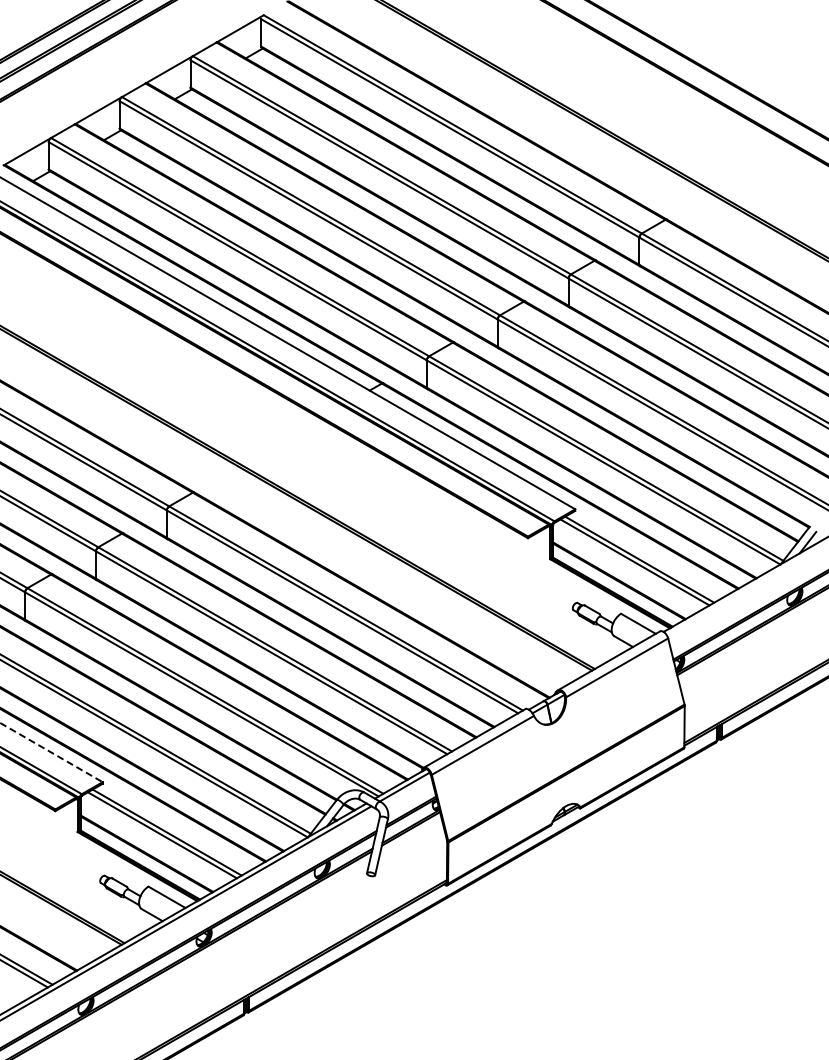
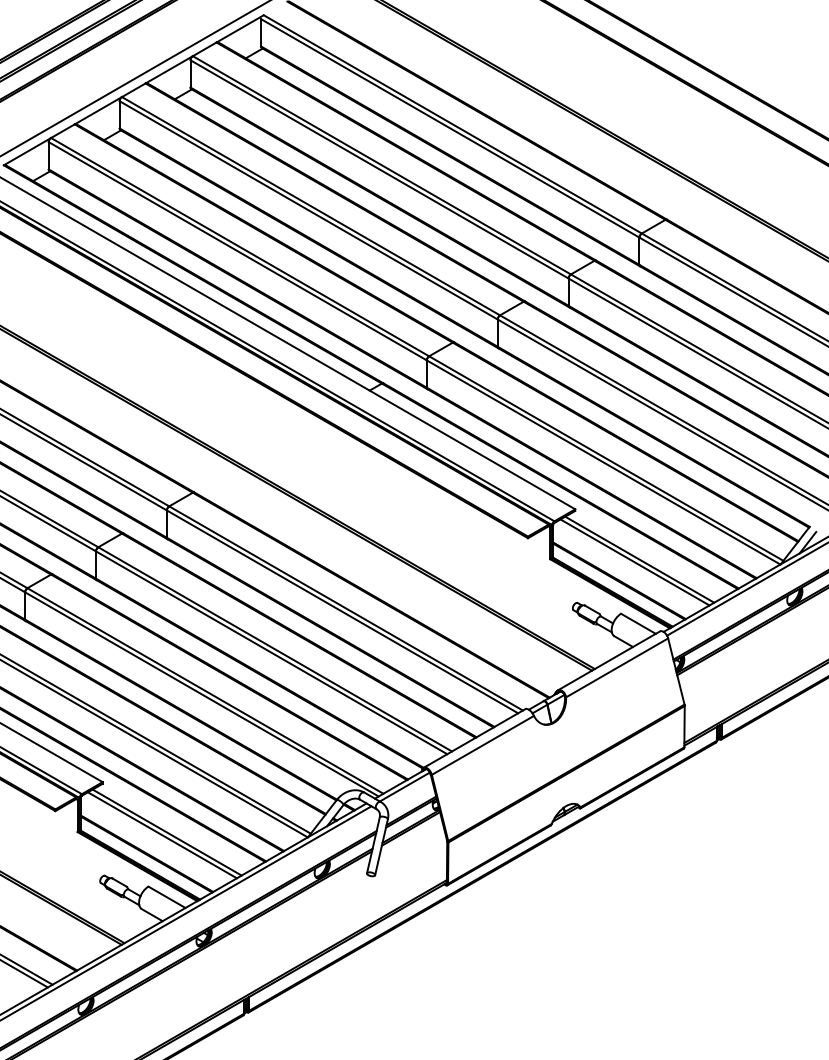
line: none -> present (134, 78)
line: none -> present (746, 589)
line: dashed -> solid (51, 752)
